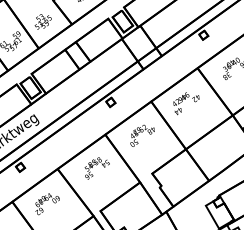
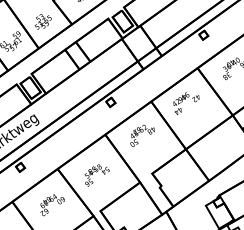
text position: (96, 168) -> (96, 175) (96, 175)
text position: (47, 204) -> (52, 205) (52, 205)
